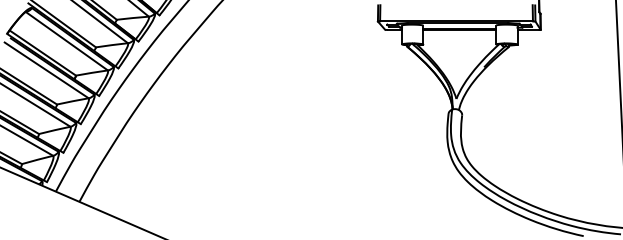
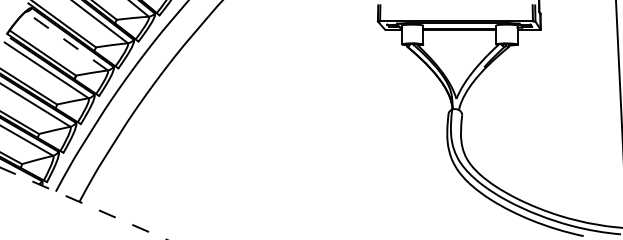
line: solid -> dashed (66, 40)
line: solid -> dashed (84, 203)
